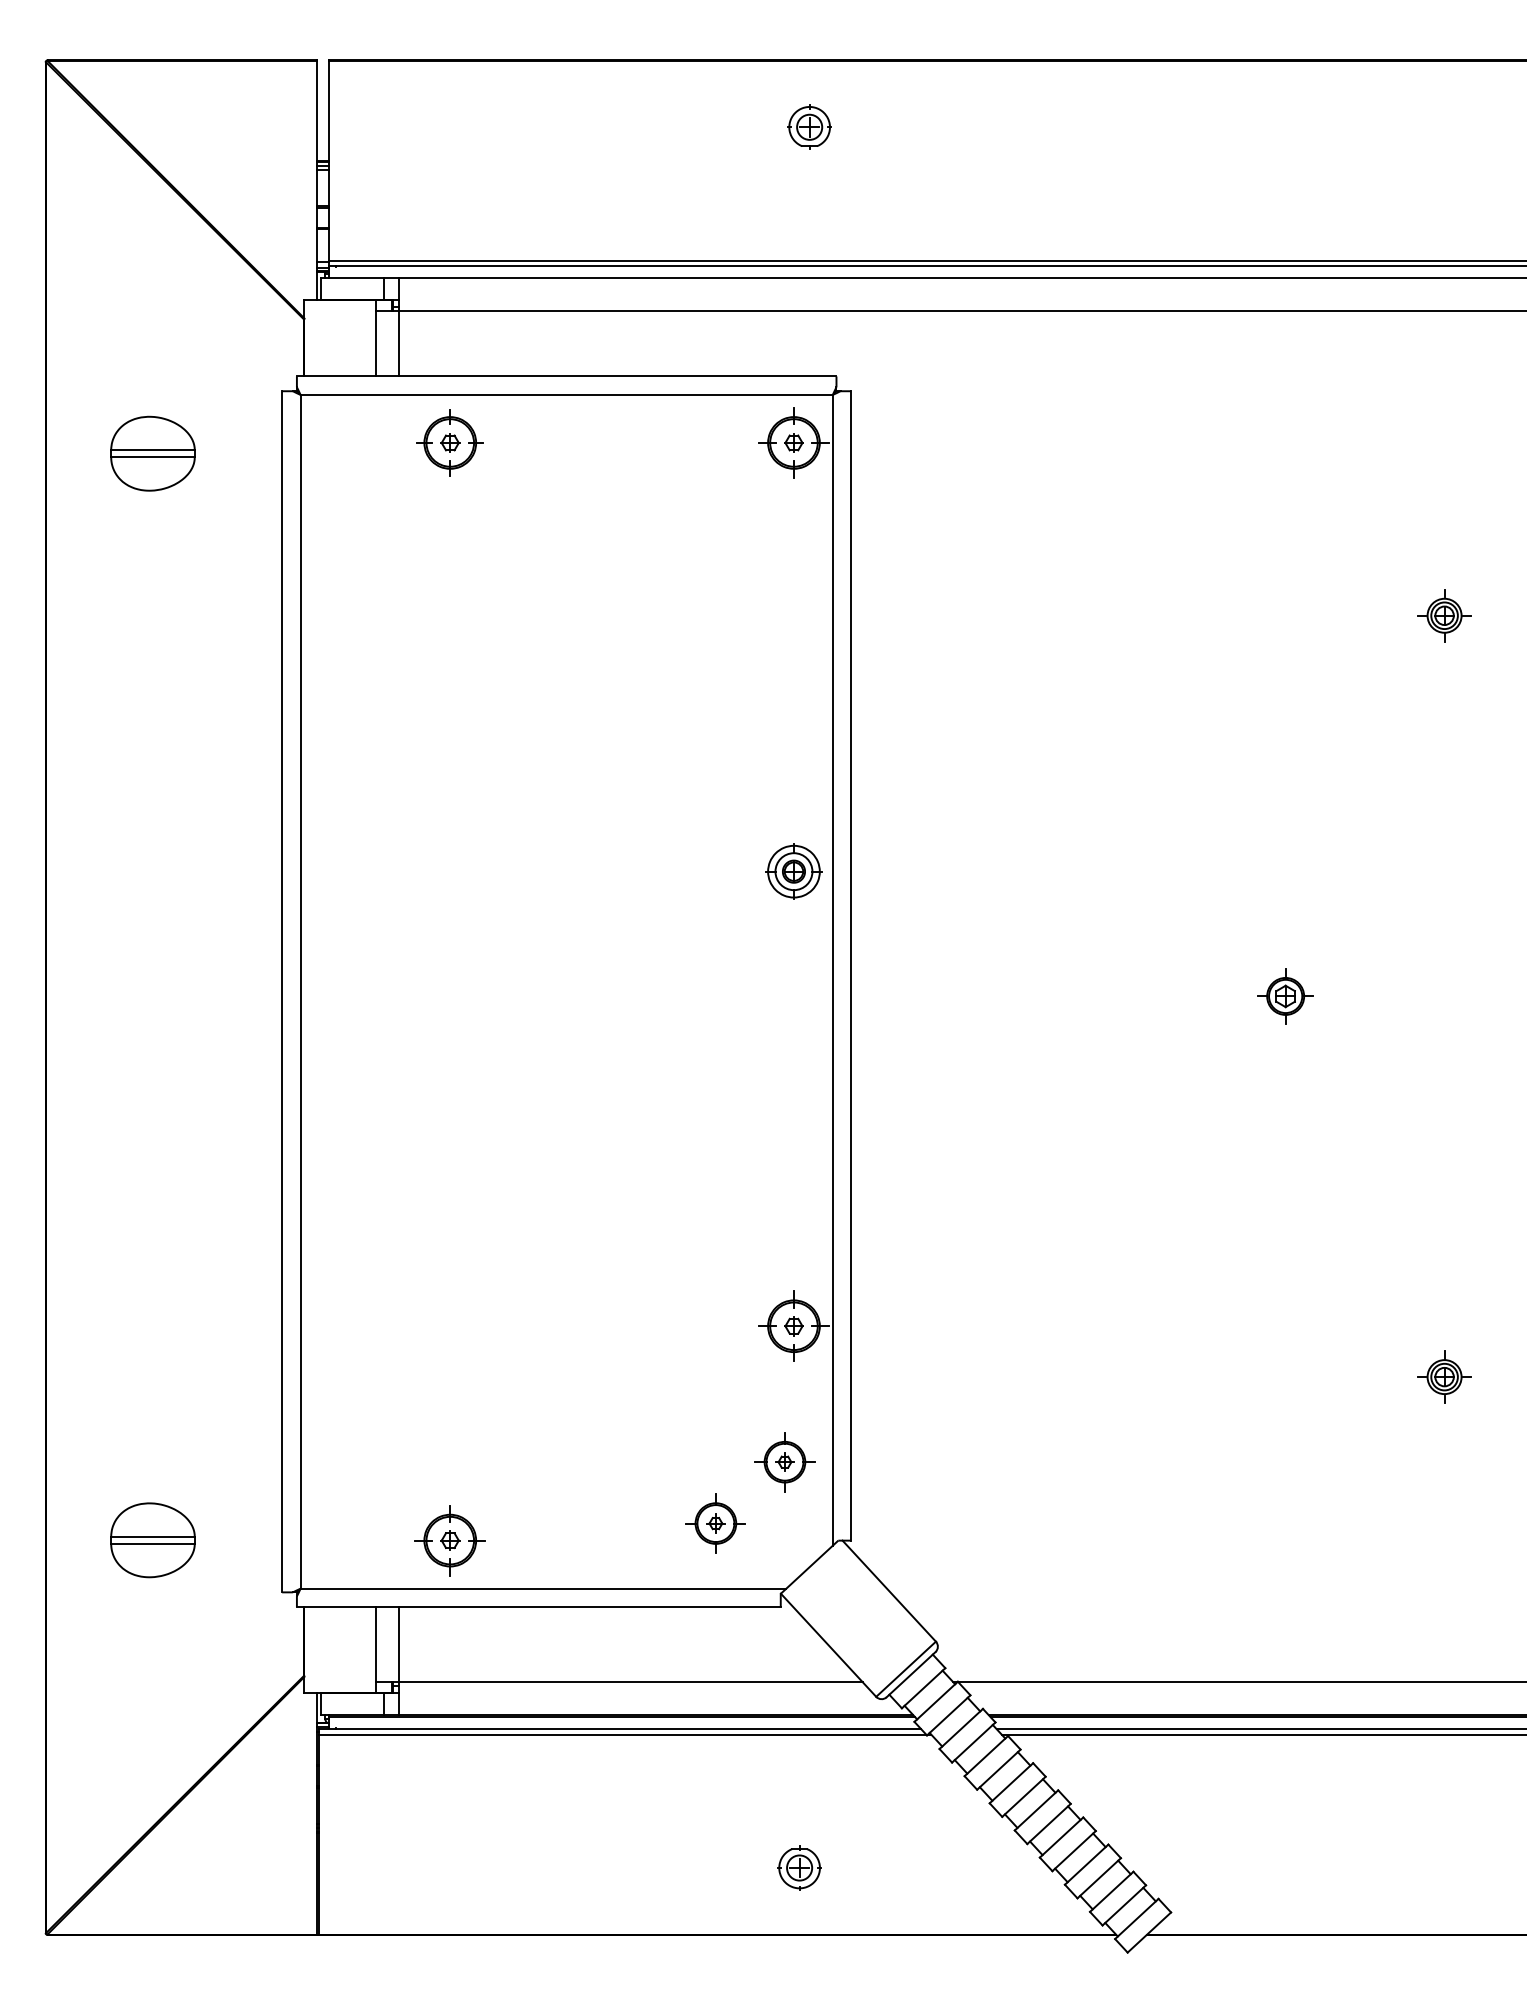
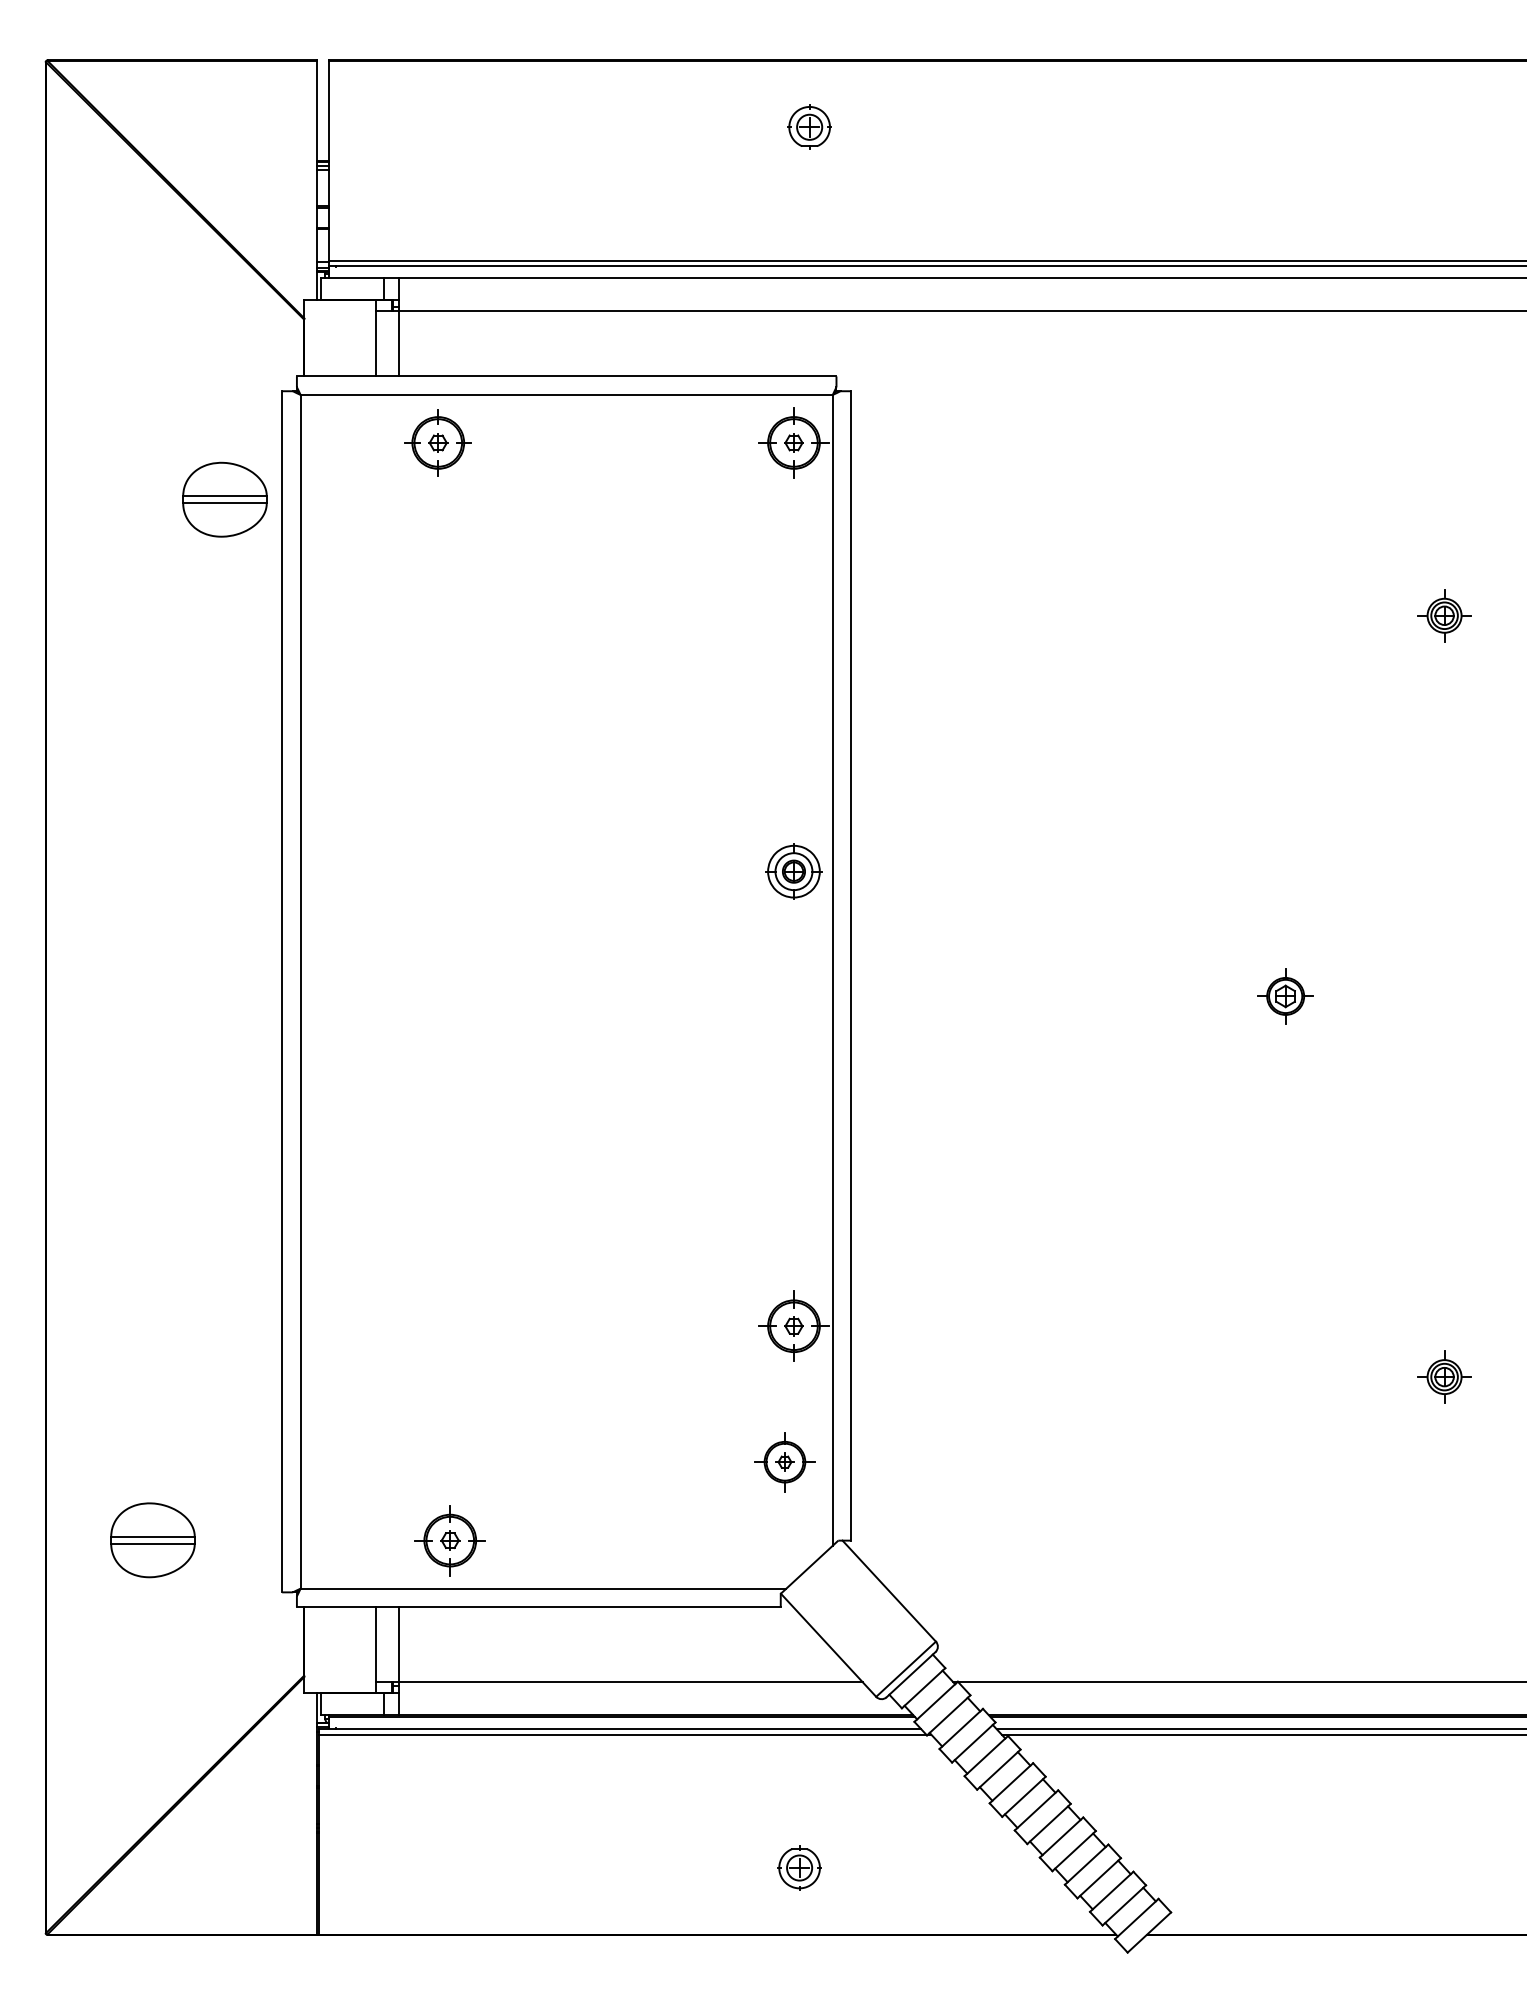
part position: (449, 442) -> (437, 442) (437, 442)
part position: (152, 453) -> (224, 499) (224, 499)
part: present -> none (715, 1523)
